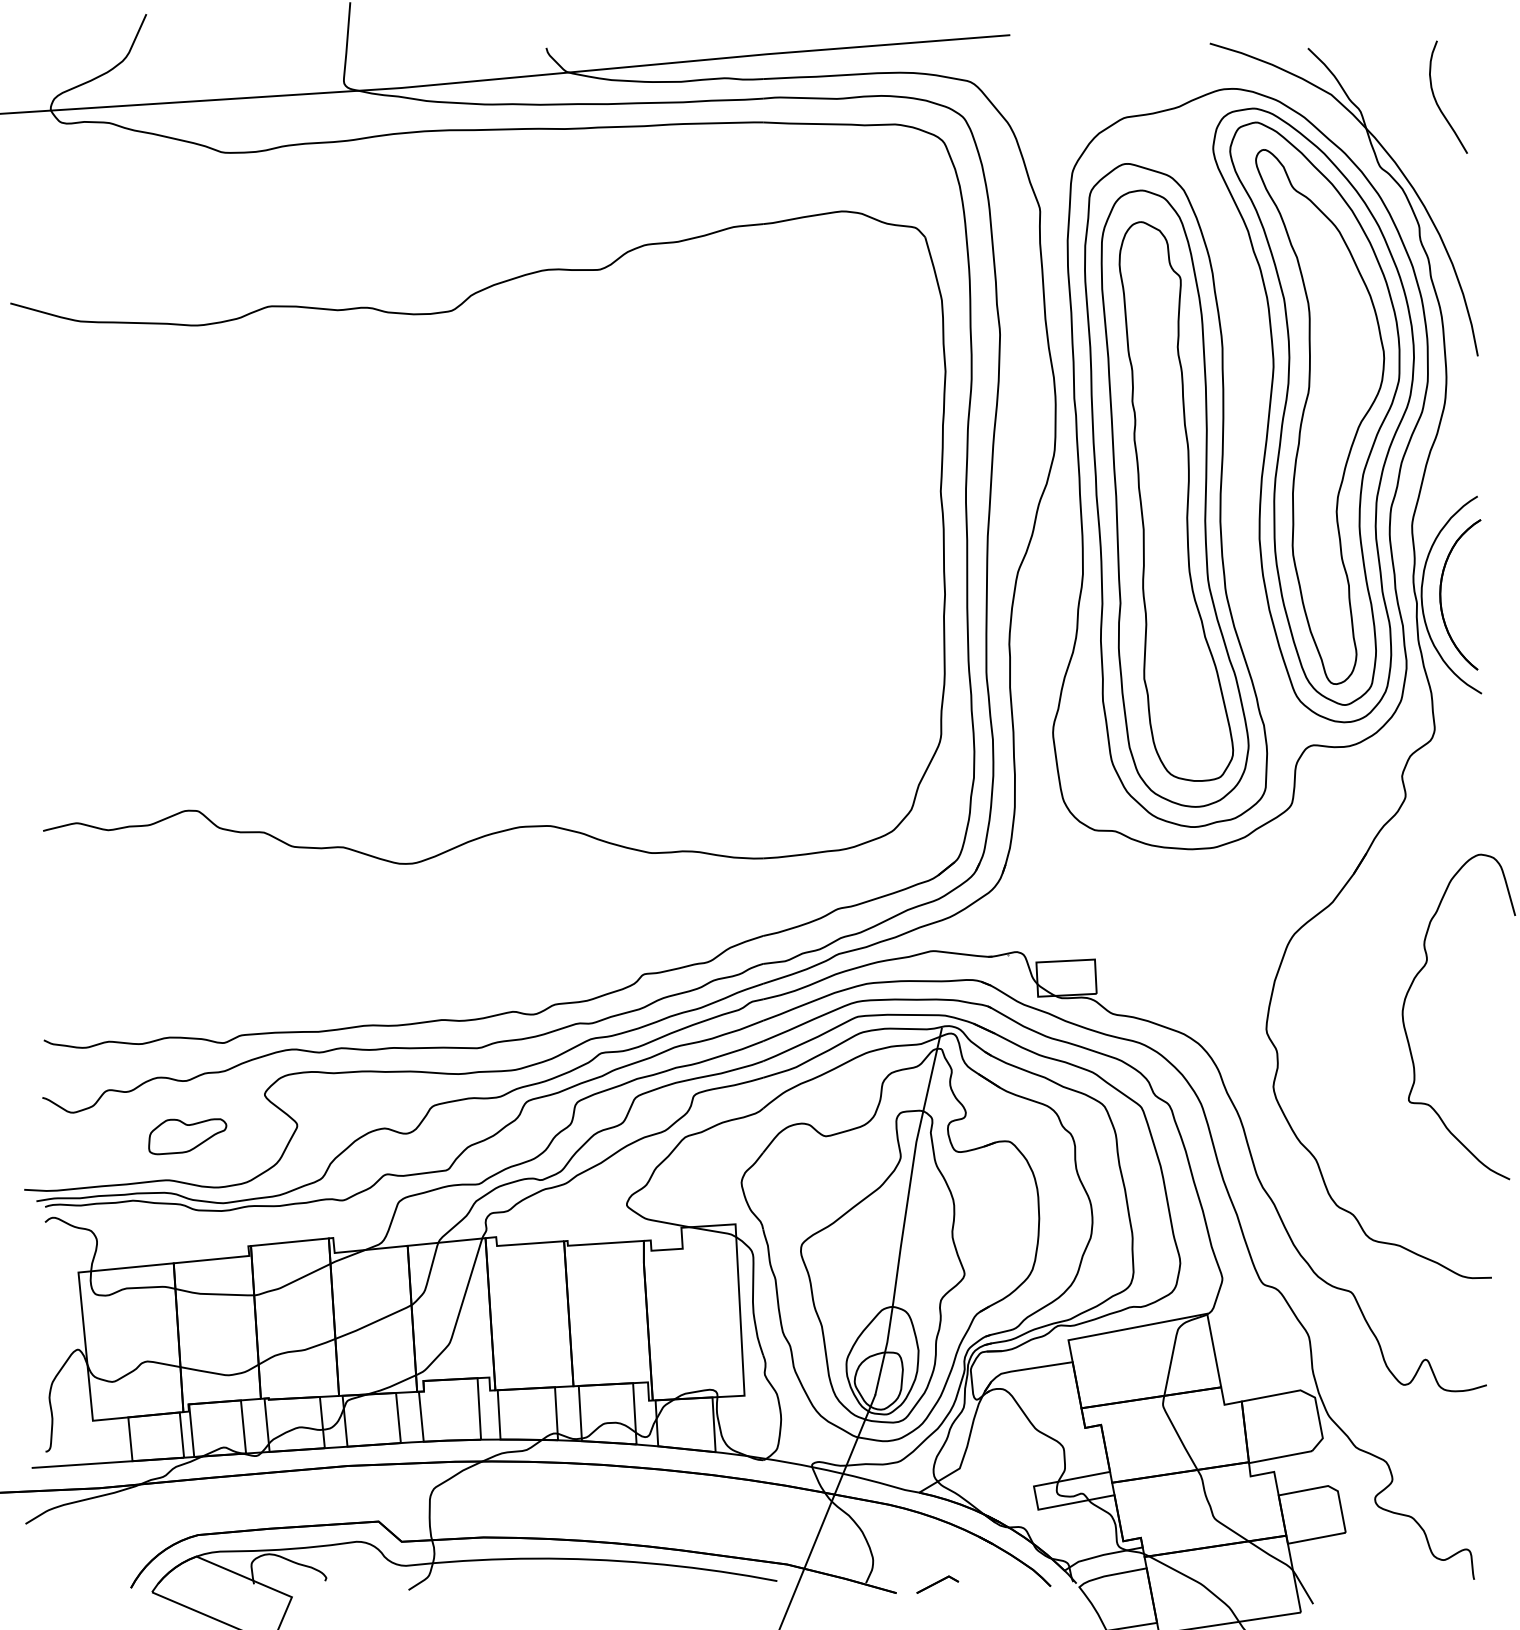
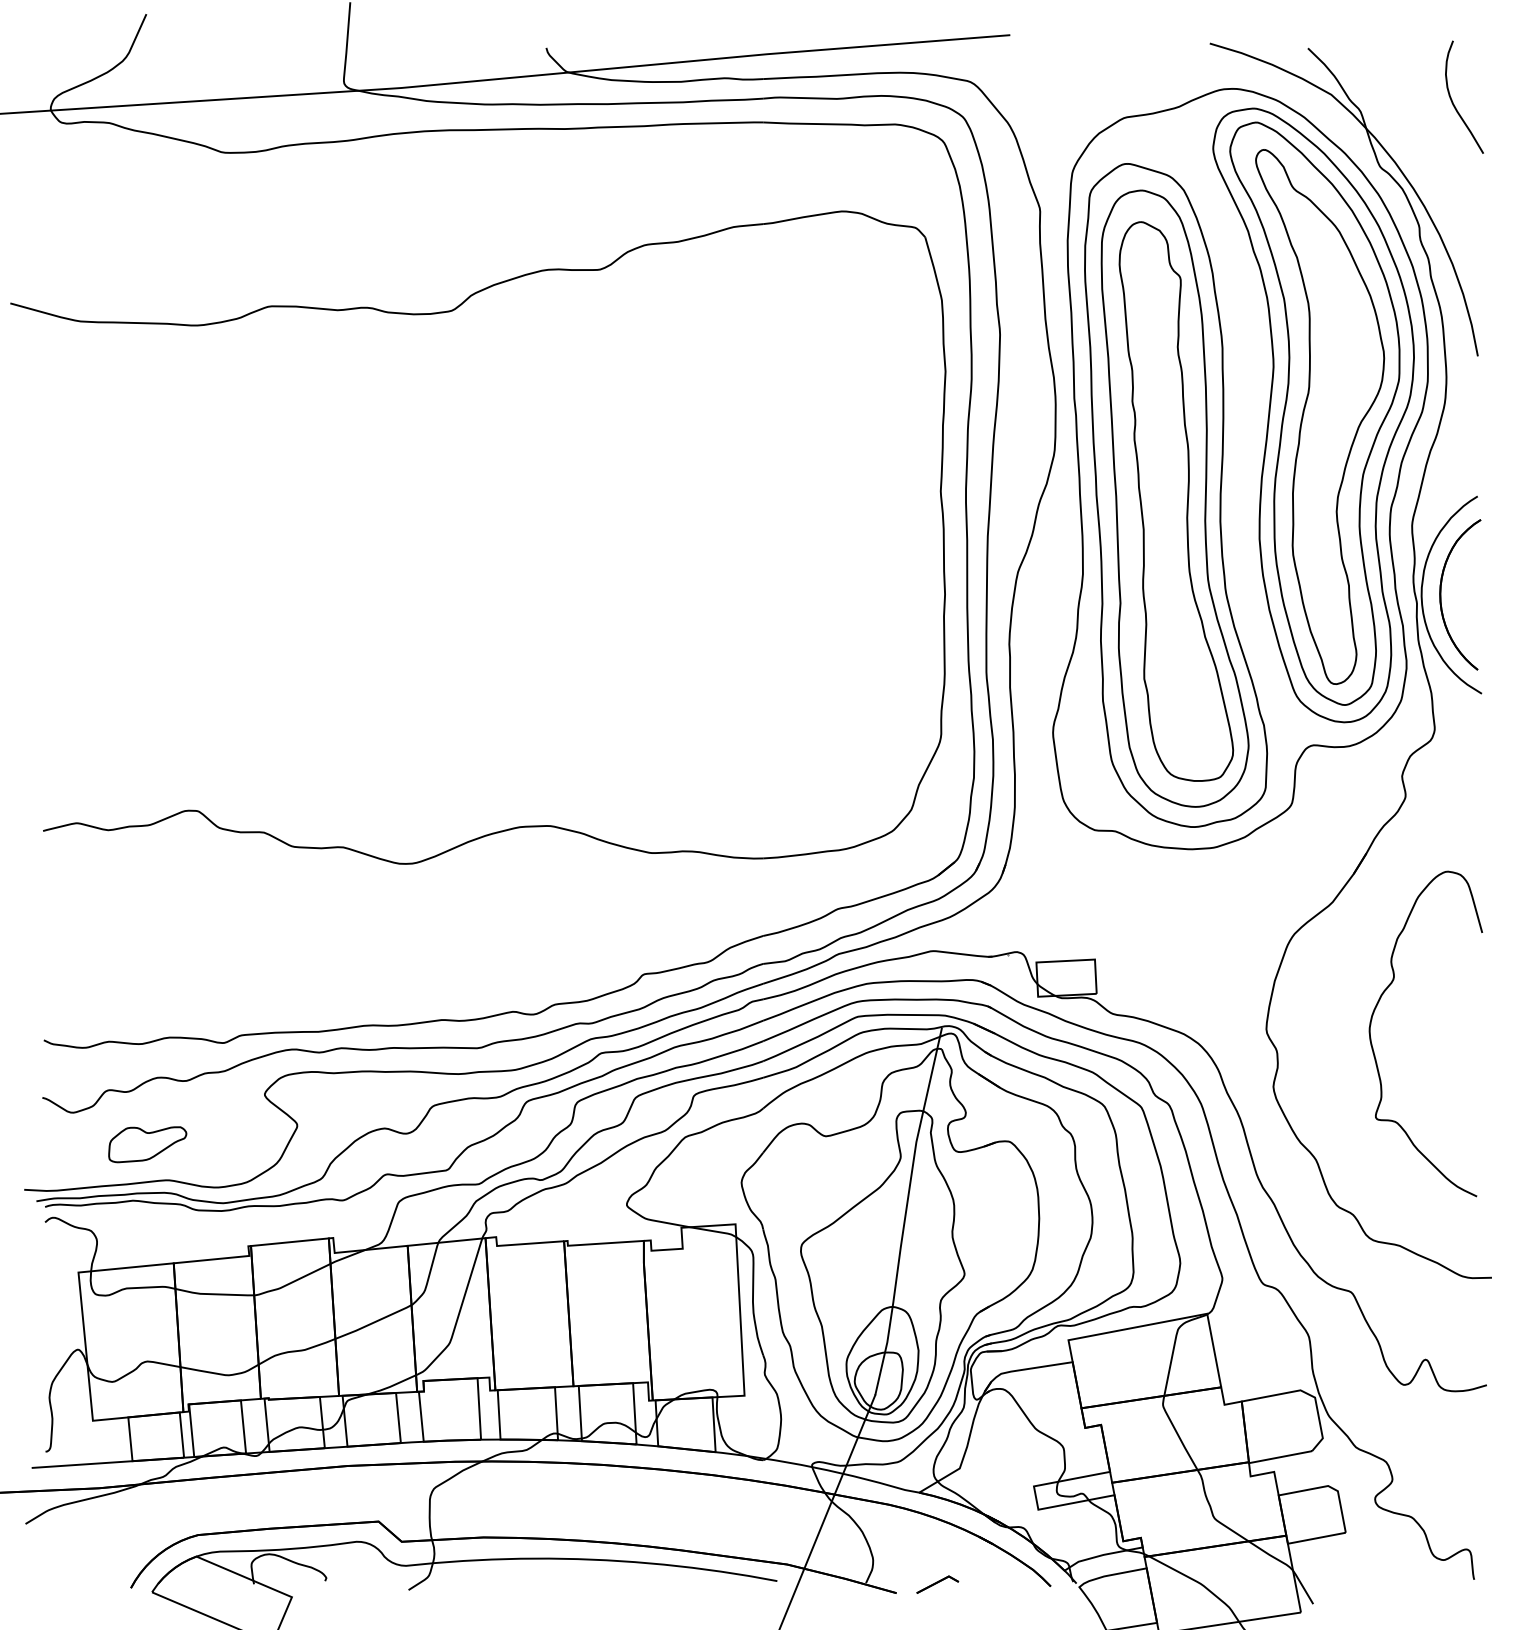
curve position: (1436, 99) -> (1452, 99) (1452, 99)
curve position: (1406, 1030) -> (1373, 1047) (1373, 1047)
part position: (187, 1136) -> (147, 1144) (147, 1144)
